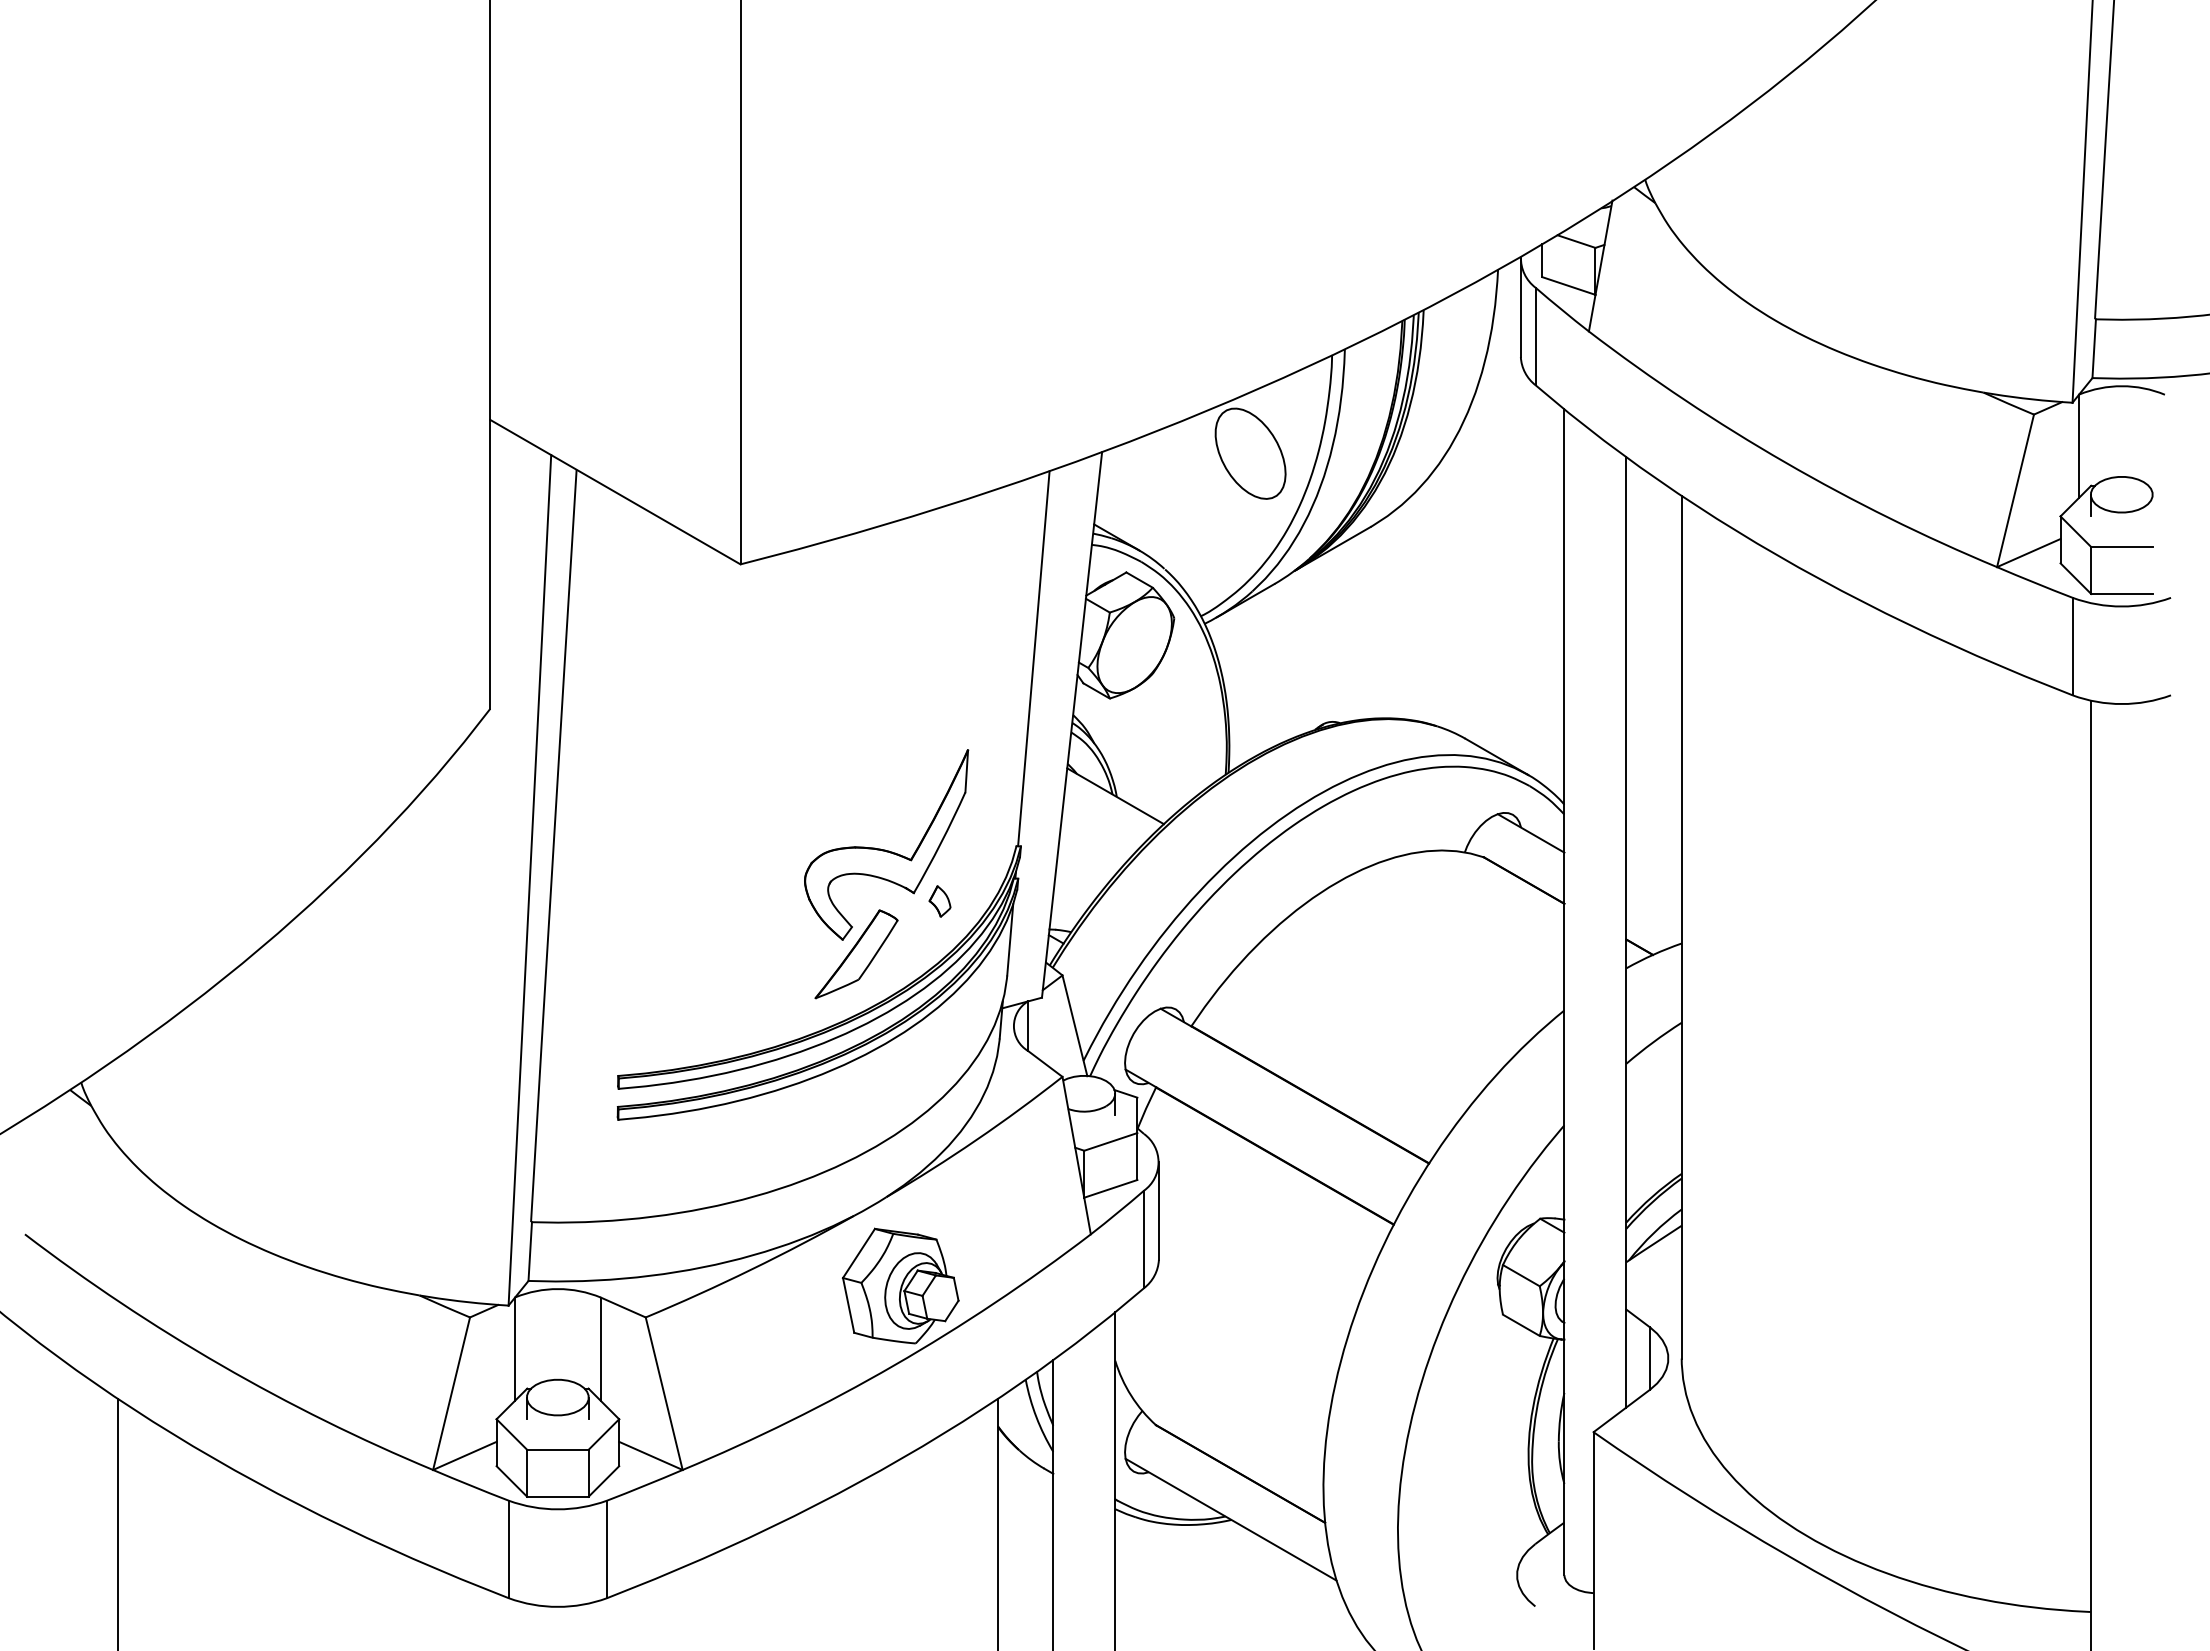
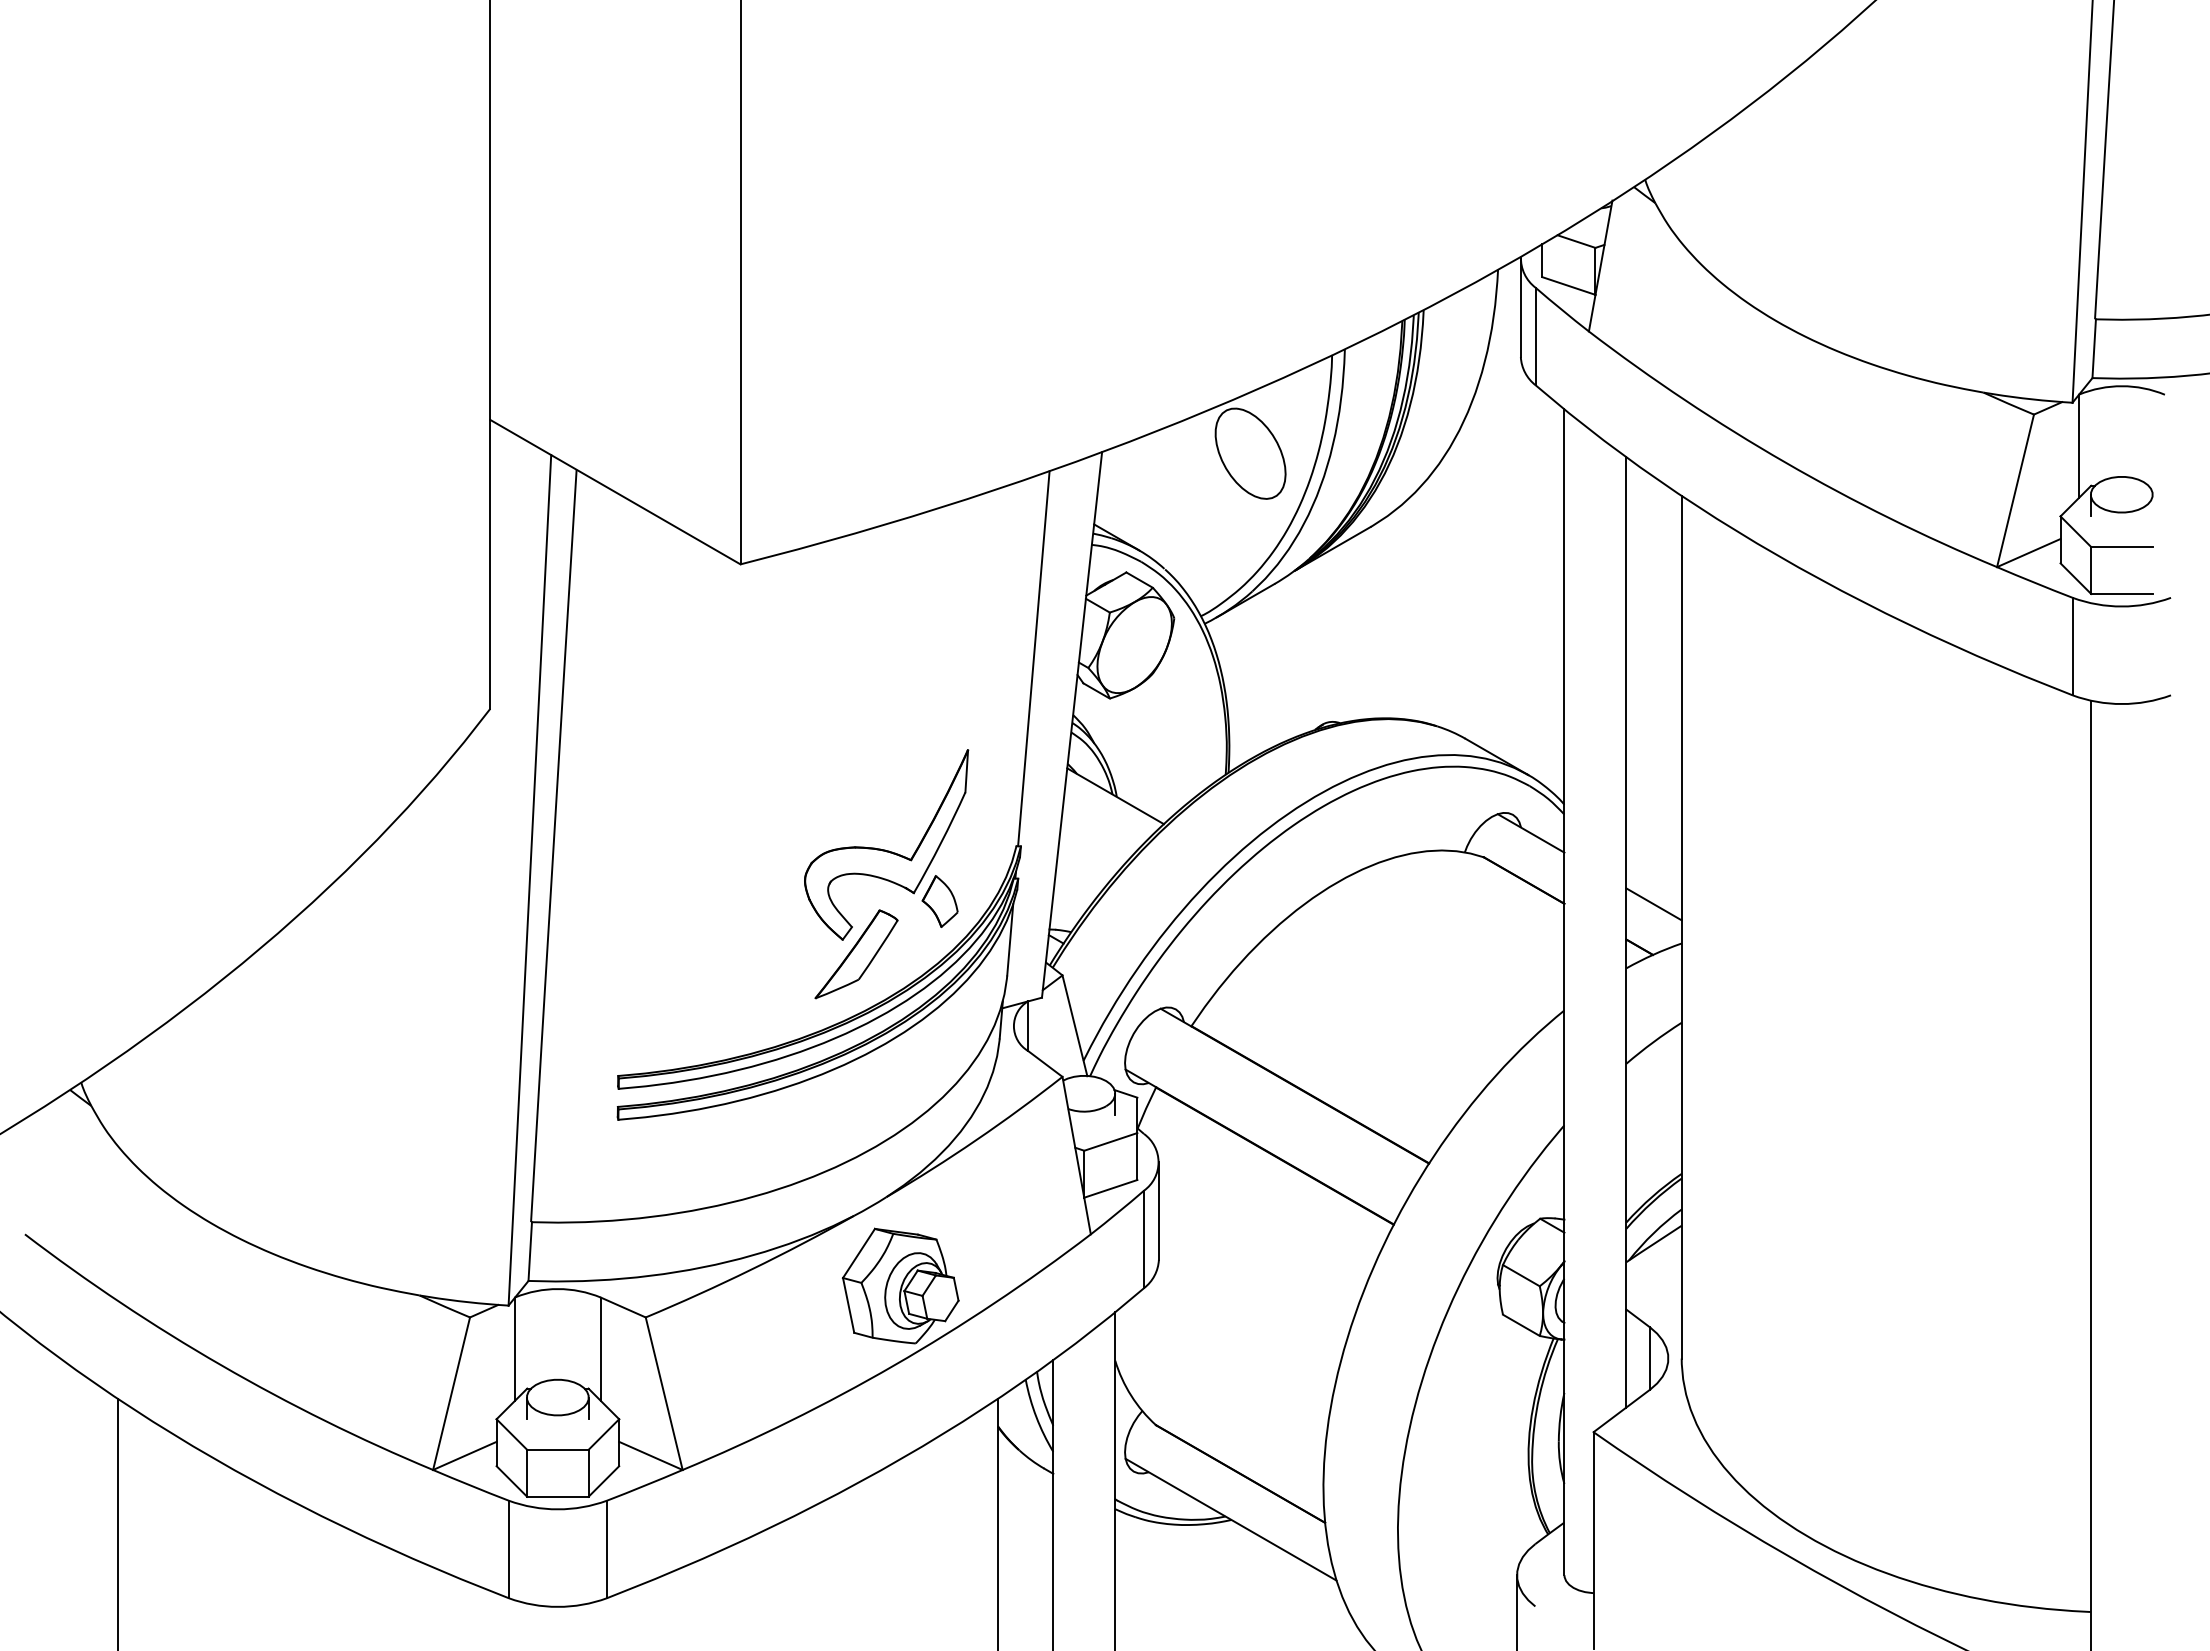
part size: 24x33 px -> 38x53 px (939, 901)
line: none -> present (1653, 904)
line: none -> present (1517, 1611)
